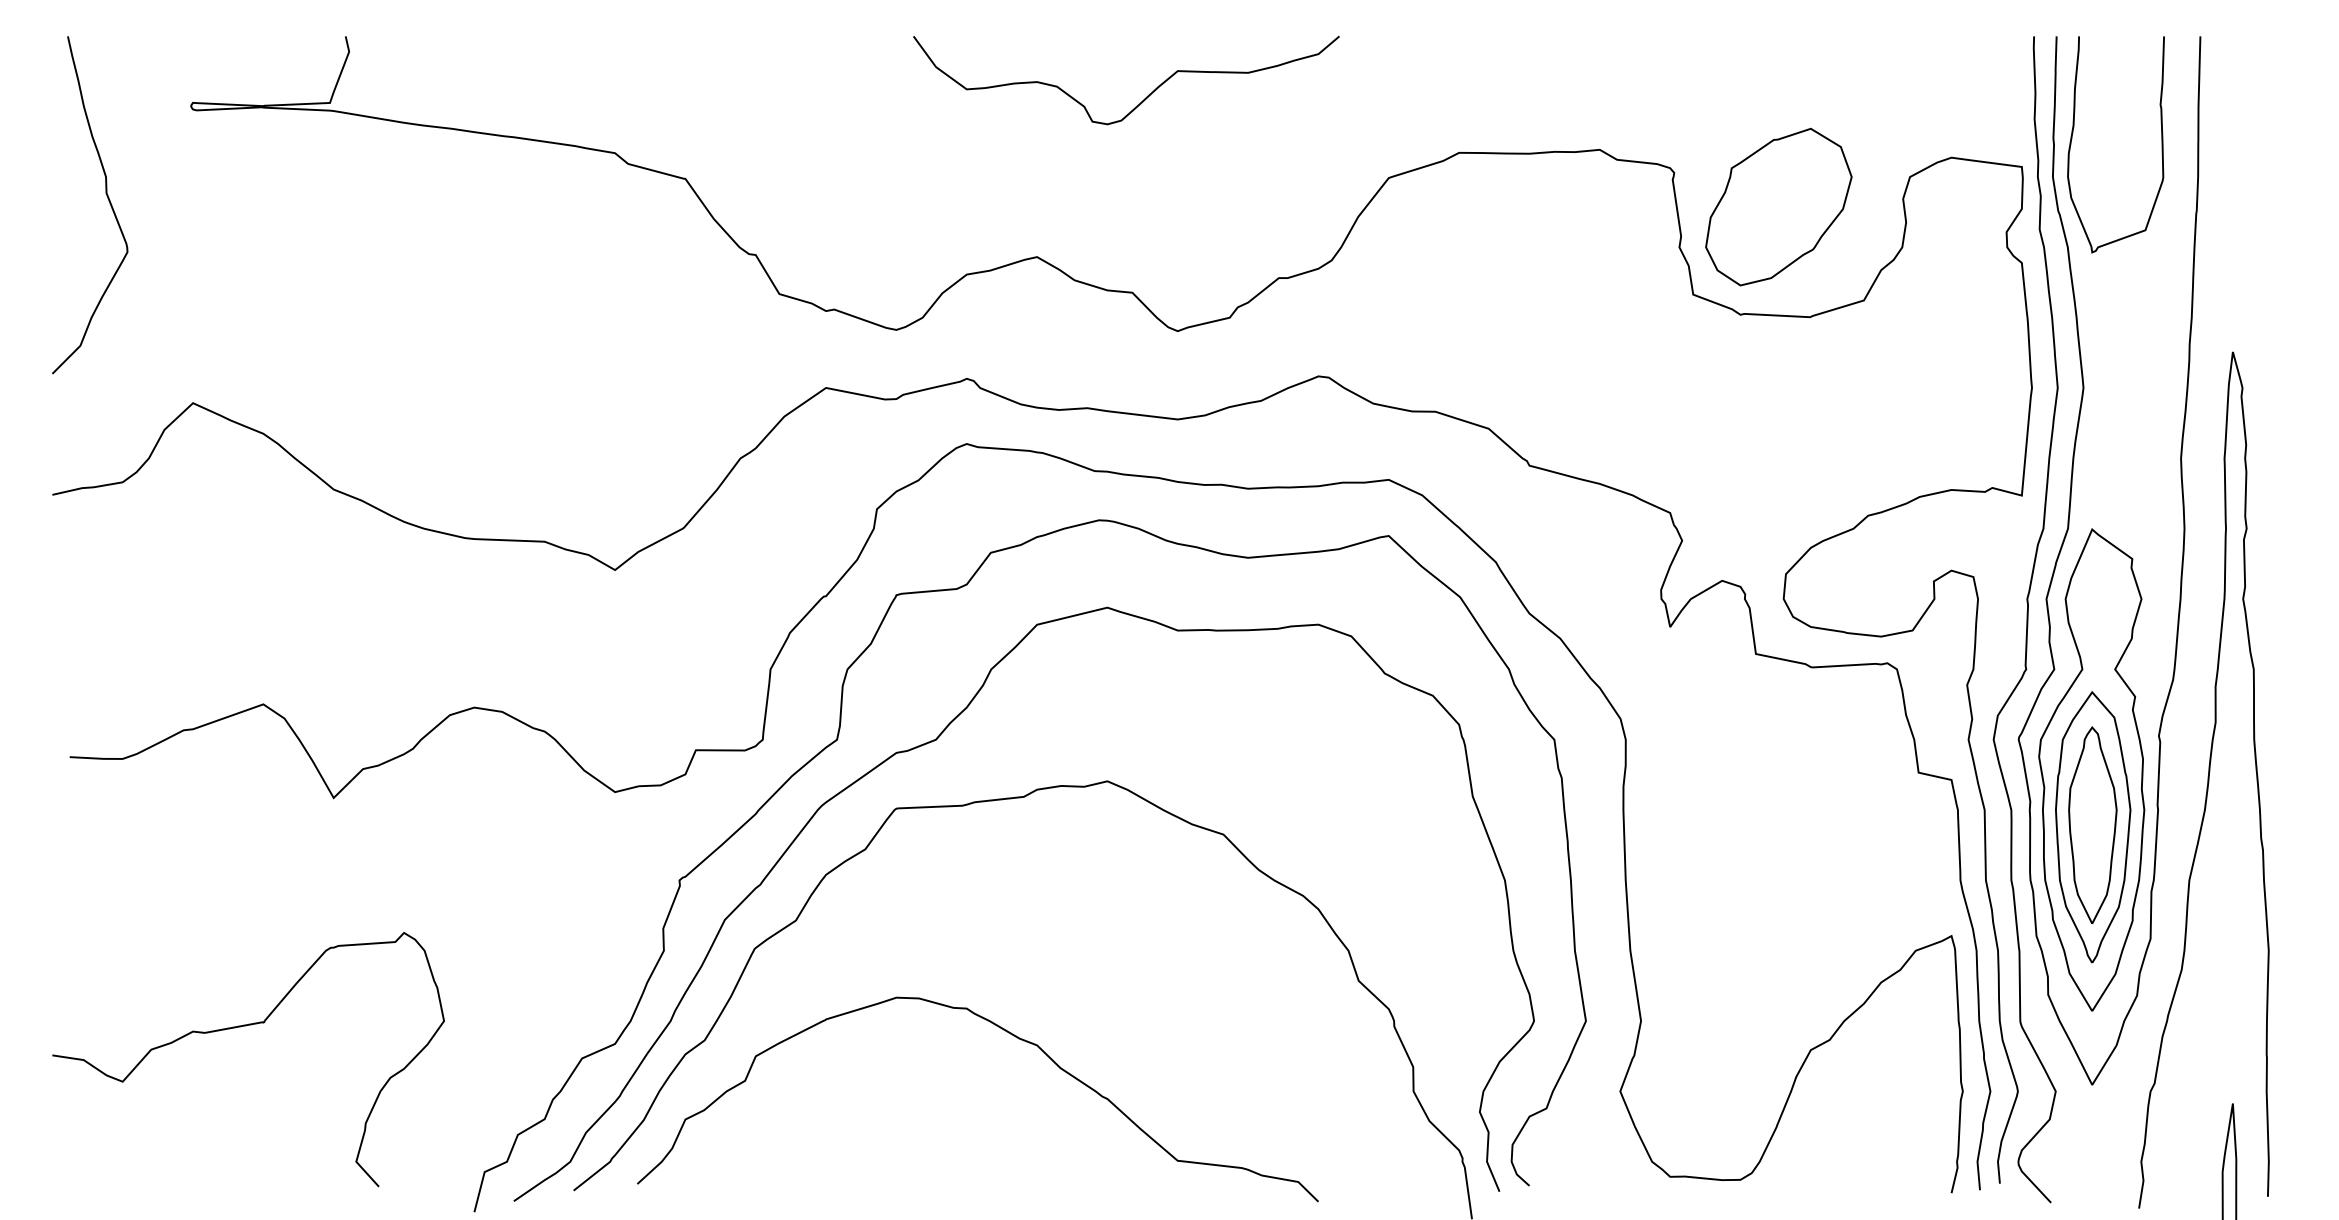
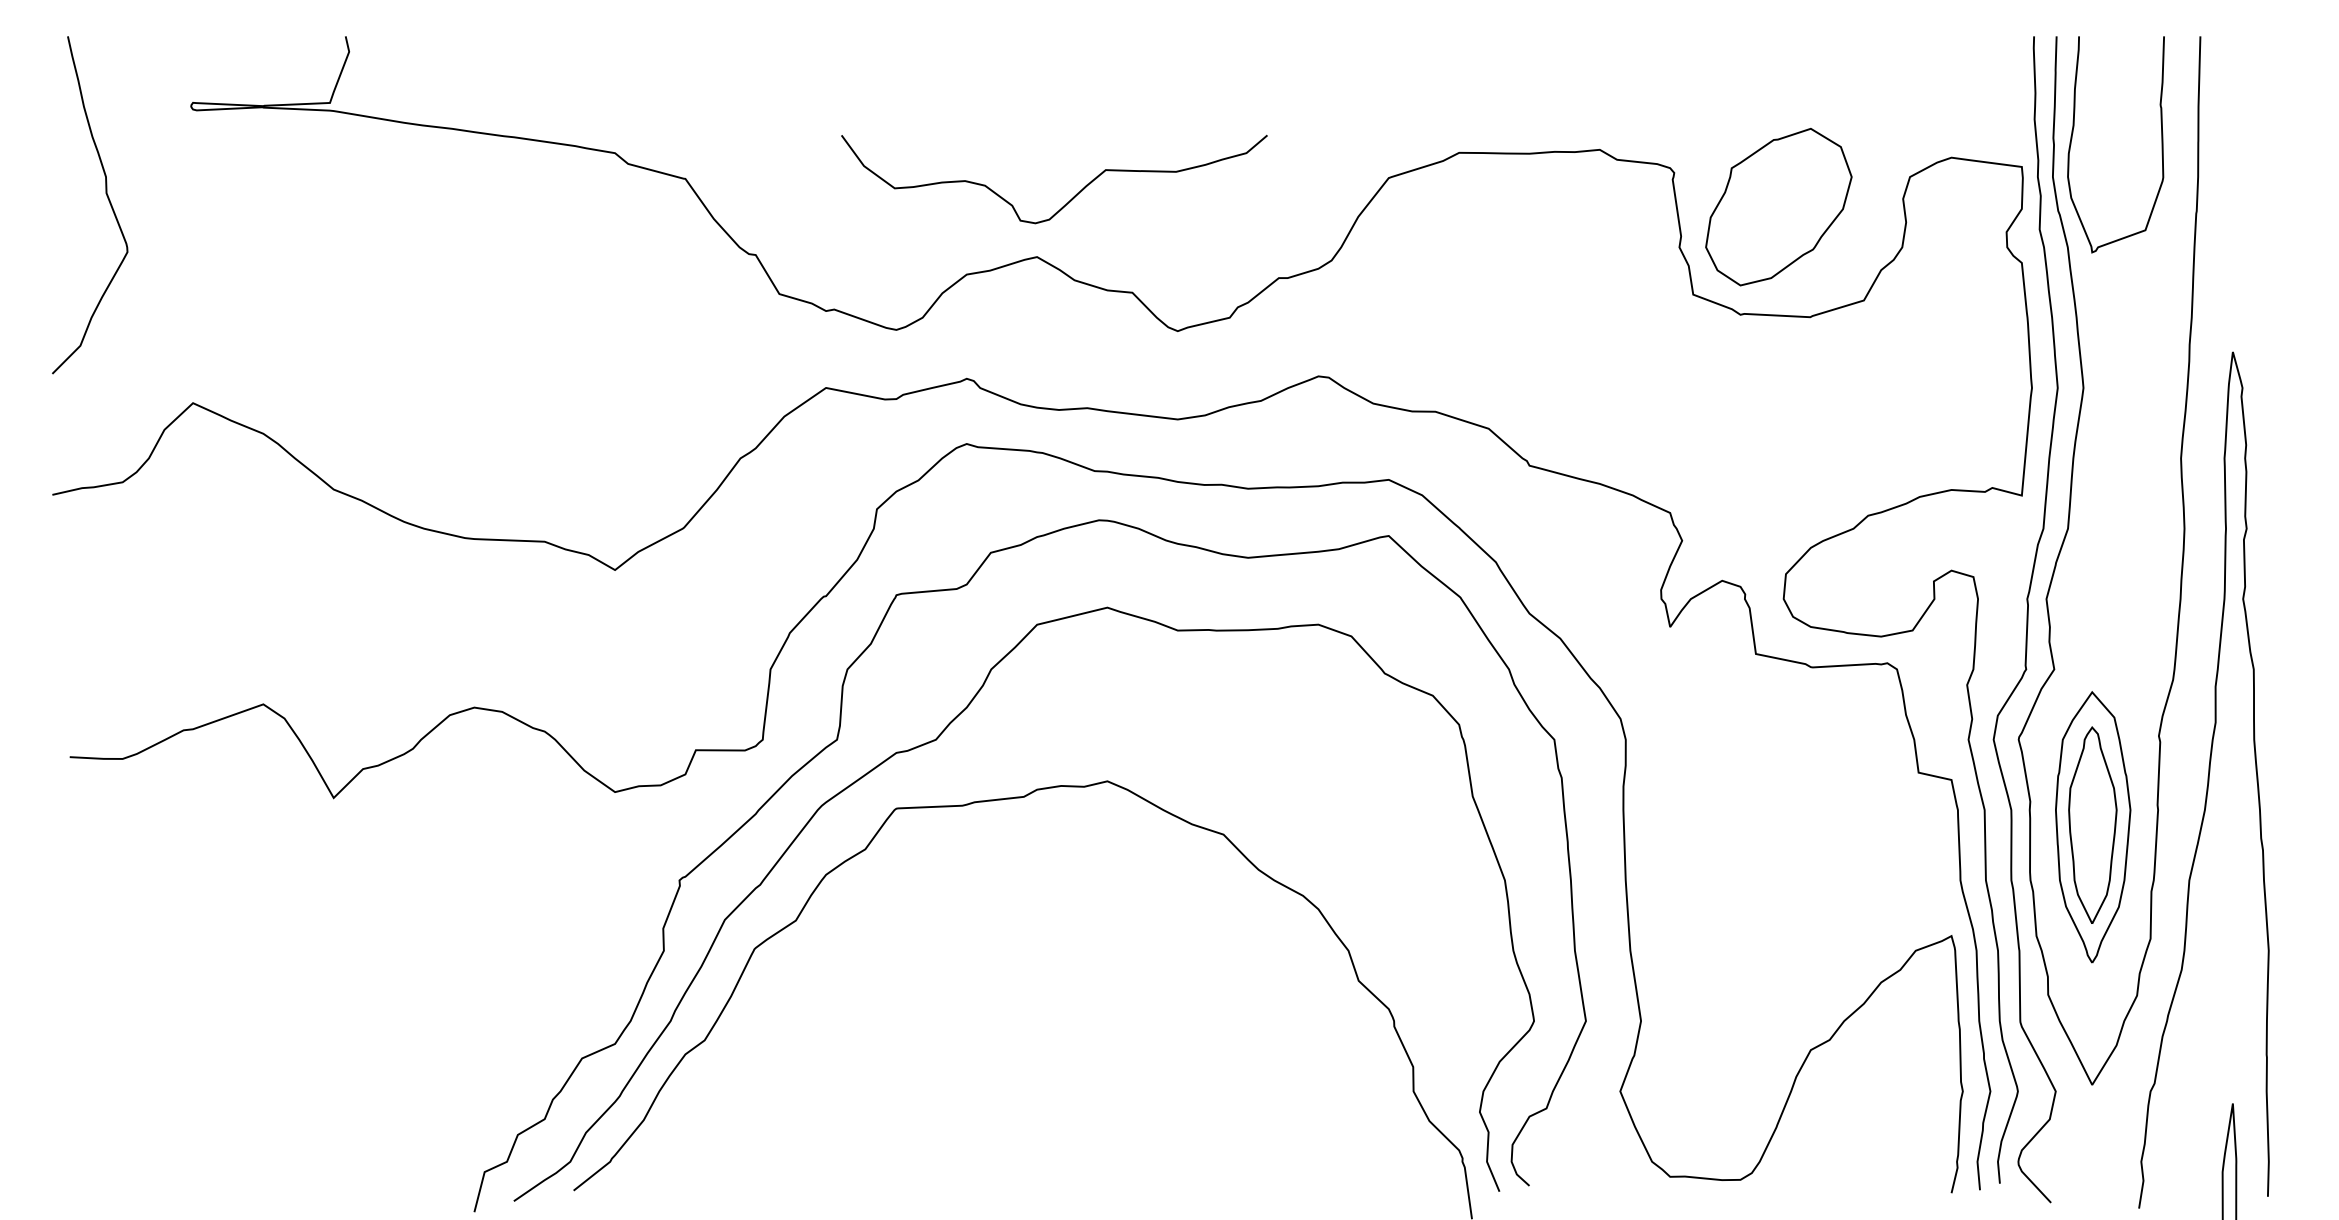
curve position: (1144, 98) -> (1072, 197) (1072, 197)
part: present -> none (2091, 769)
curve: present -> none (240, 1027)
curve: present -> none (1013, 1036)
